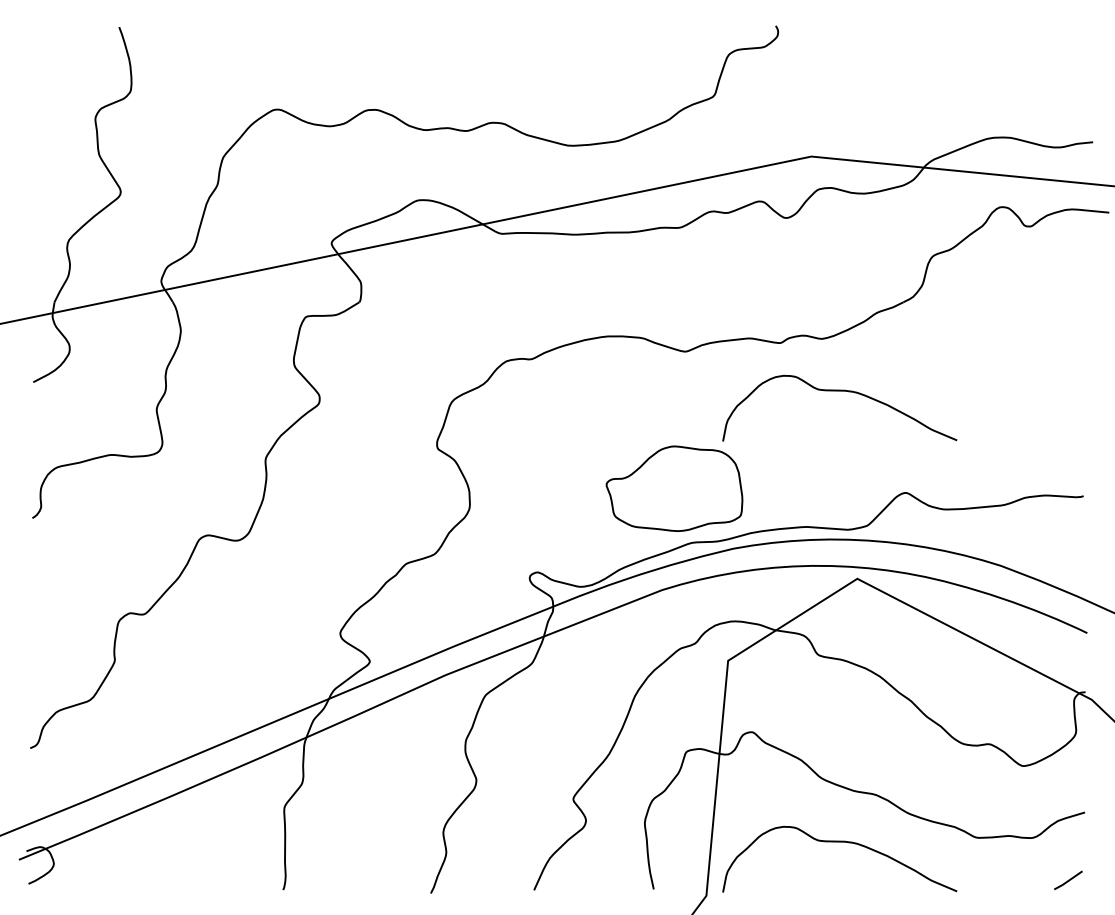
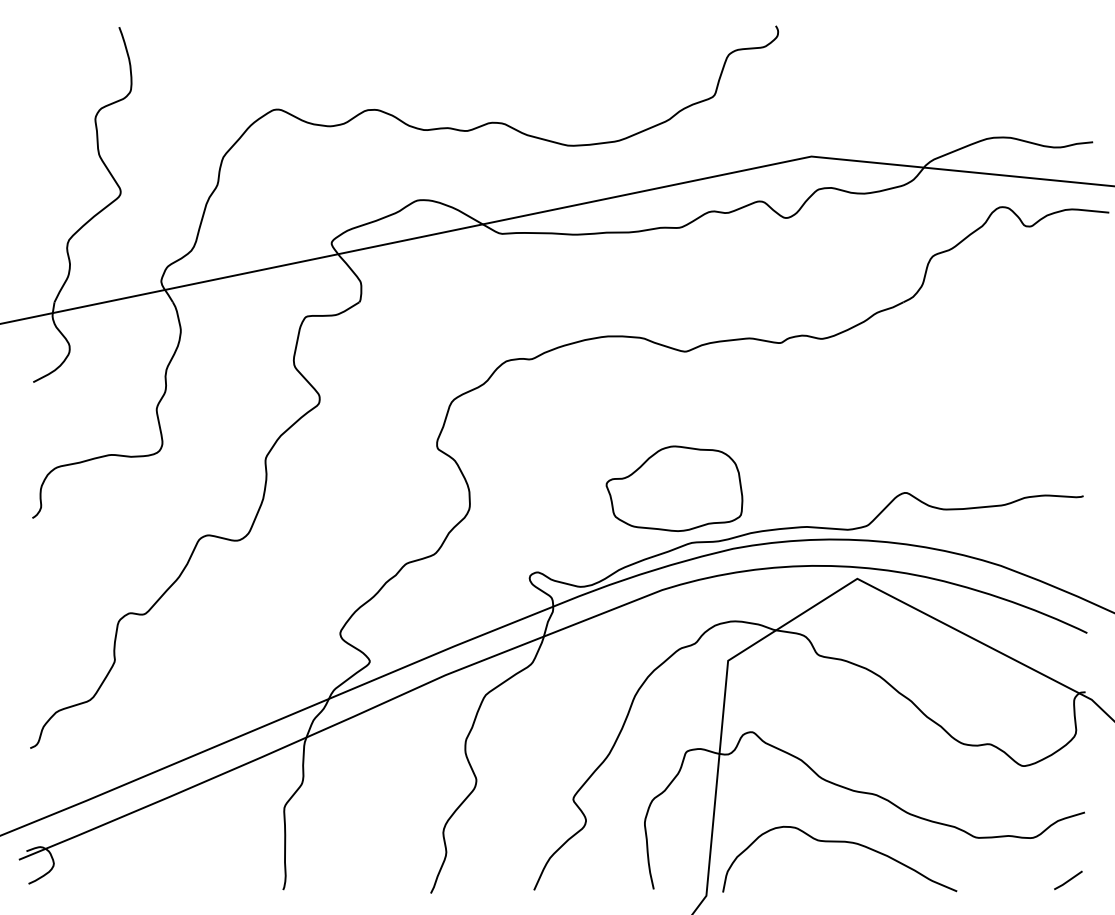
curve: present -> none (839, 391)
